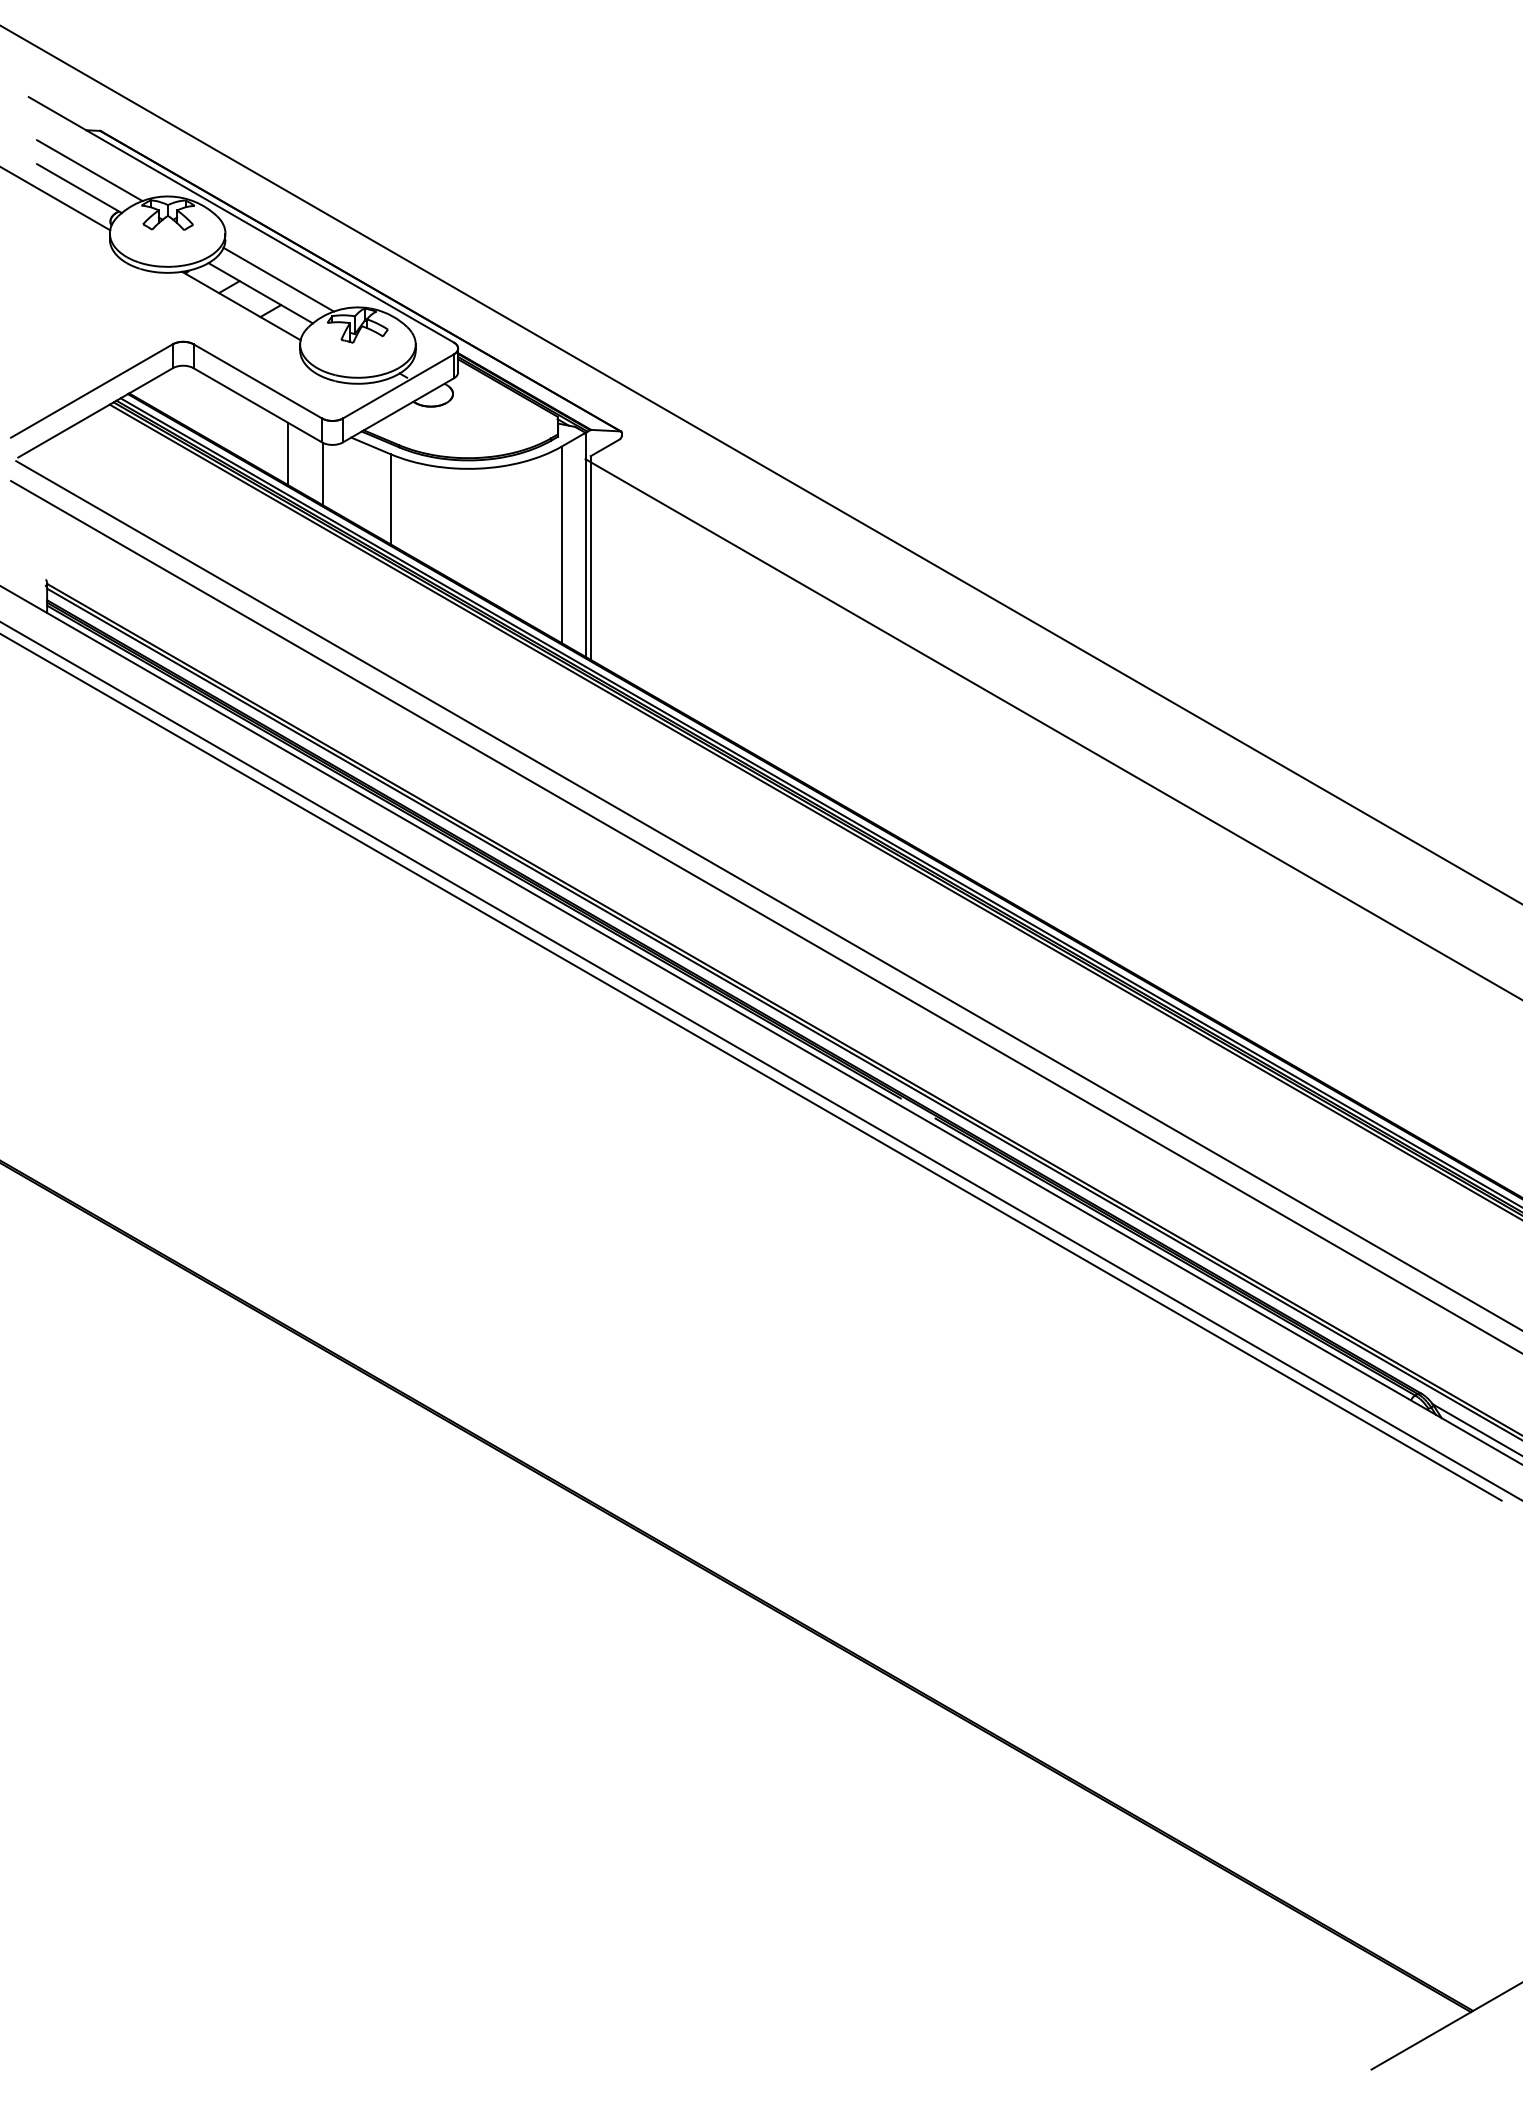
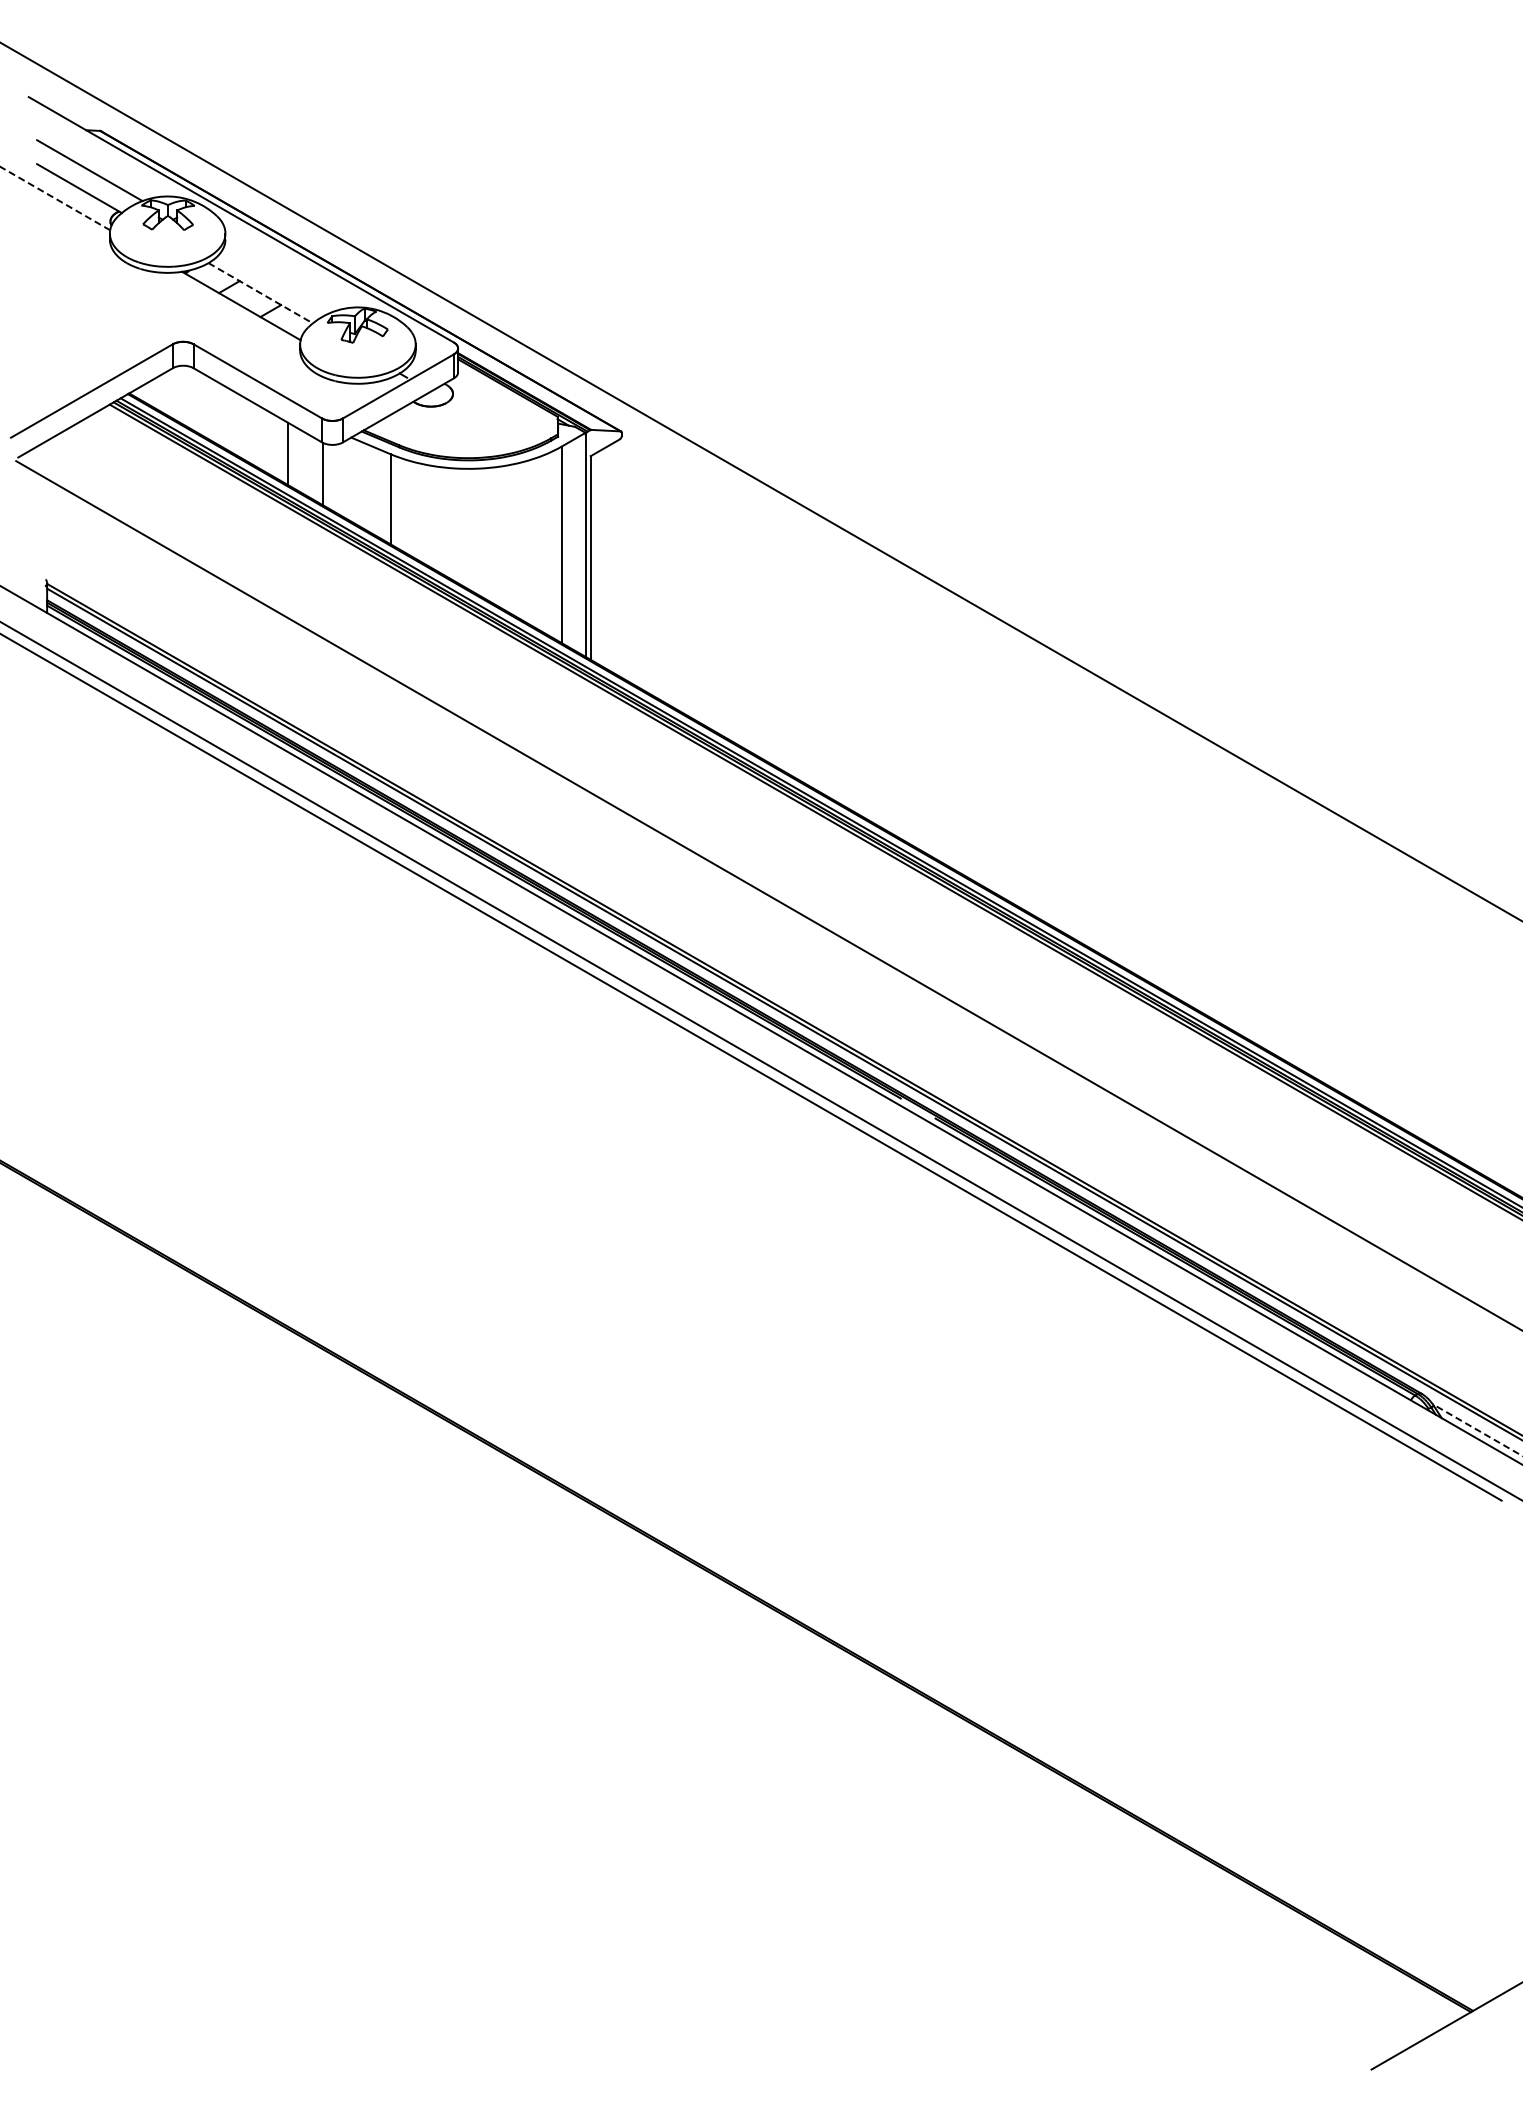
line: solid -> dashed (55, 198)
line: present -> none (278, 279)
line: solid -> dashed (261, 293)
line position: (760, 464) -> (760, 481) (760, 481)
line: present -> none (1052, 728)
line: present -> none (765, 916)
line: solid -> dashed (1477, 1430)
